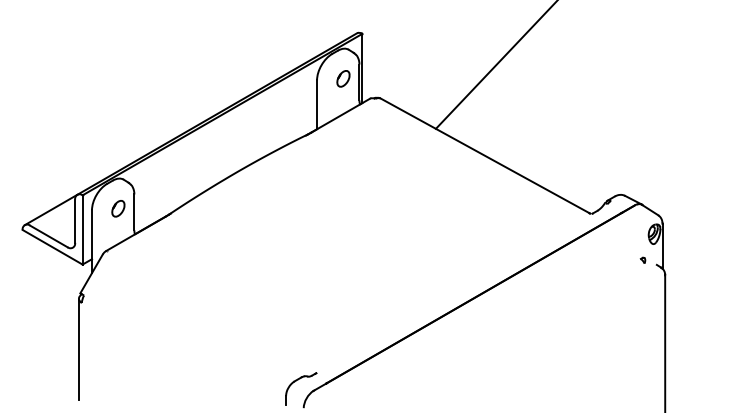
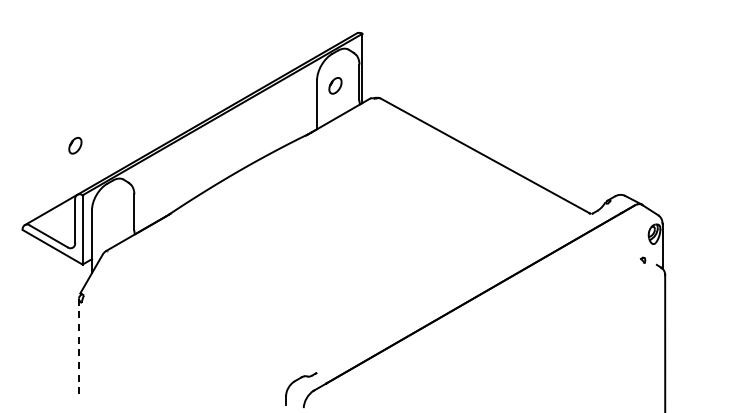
line: present -> none (495, 65)
part position: (343, 78) -> (335, 85) (335, 85)
part position: (118, 208) -> (75, 145) (75, 145)
line: solid -> dashed (78, 349)
